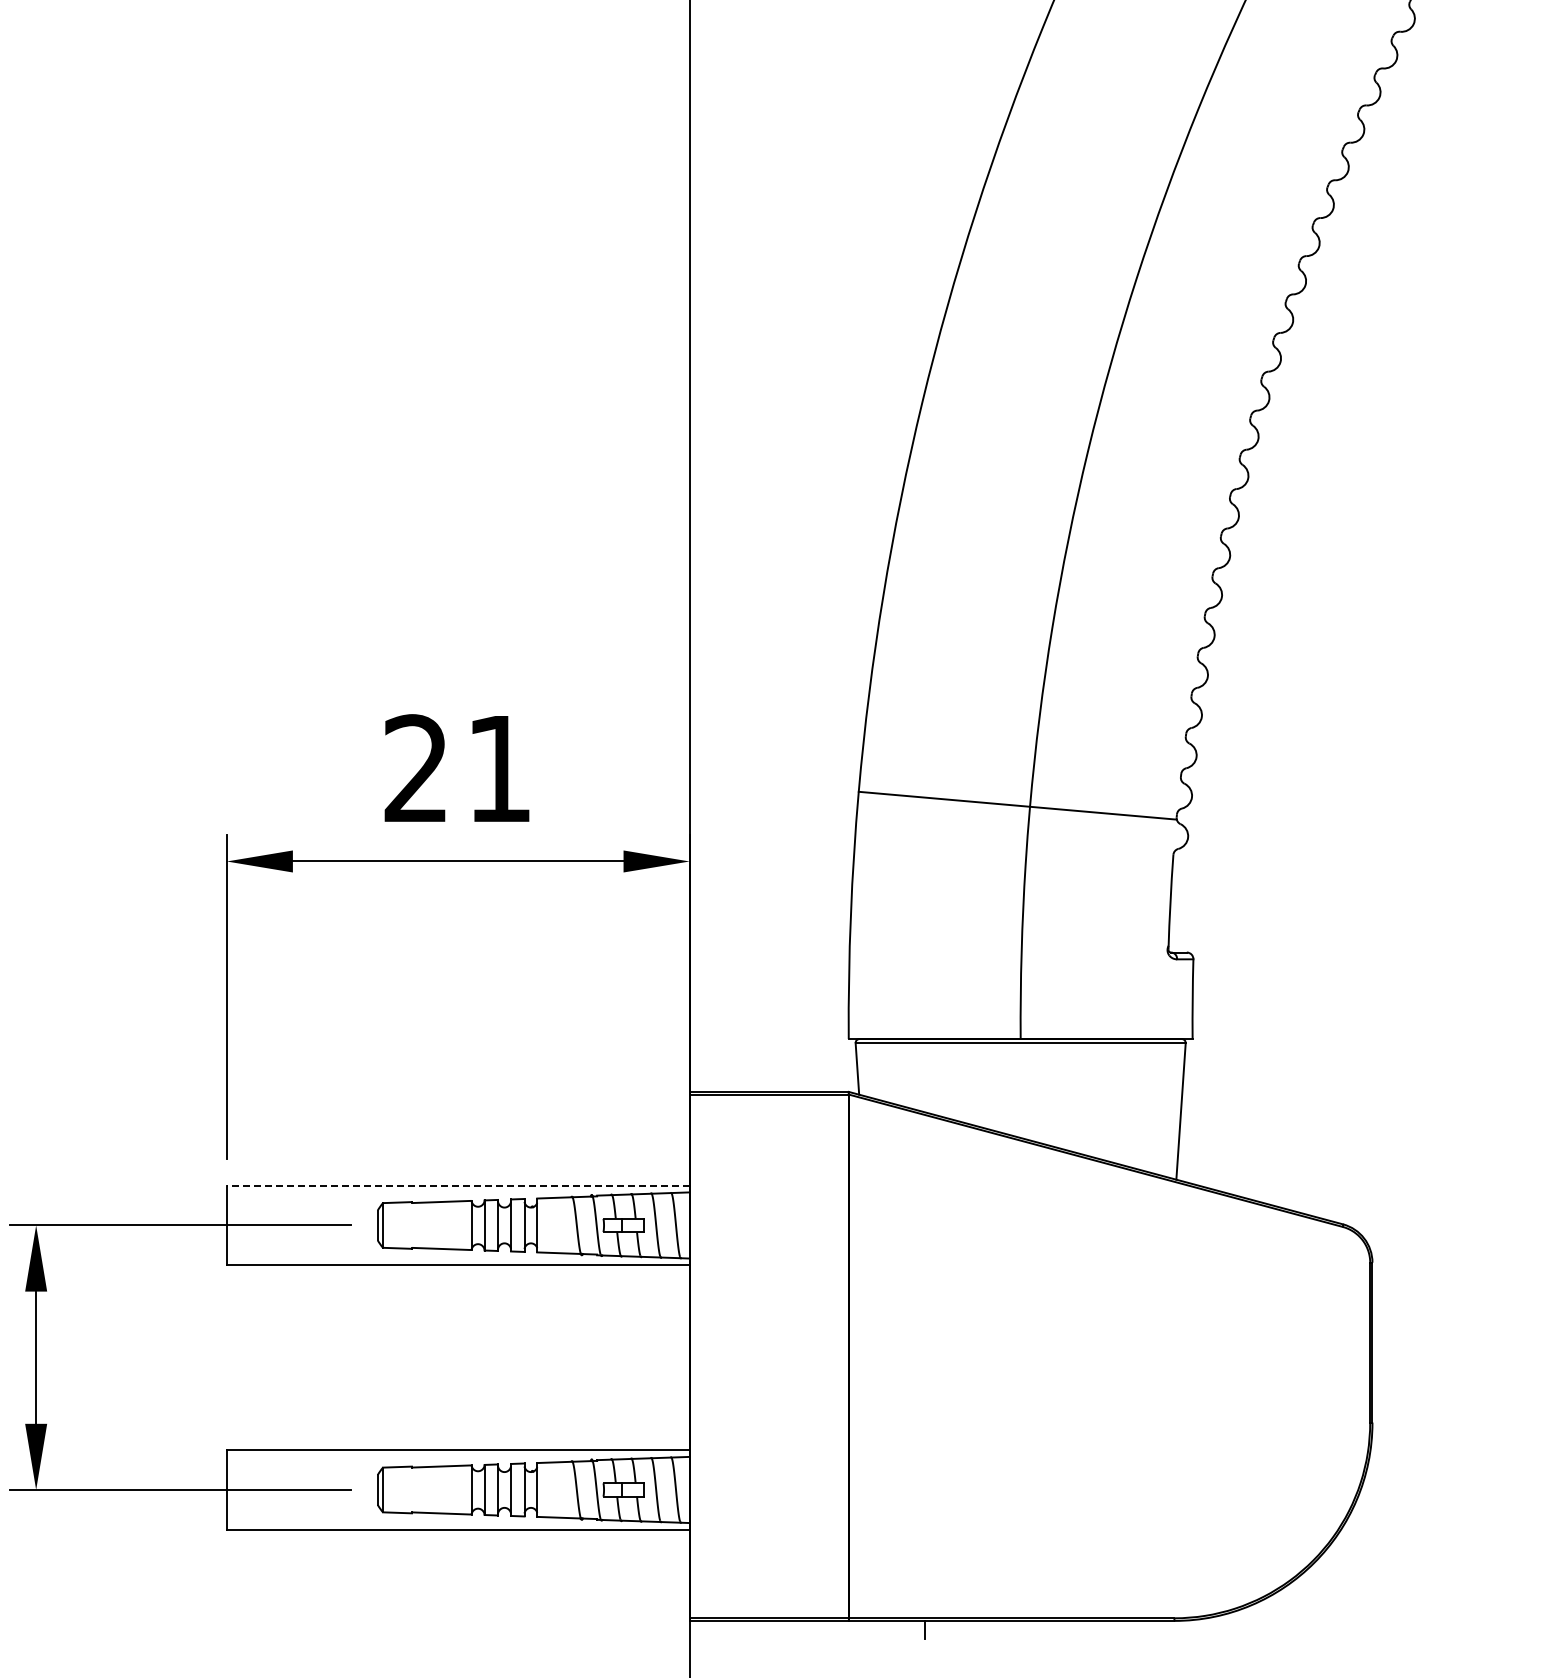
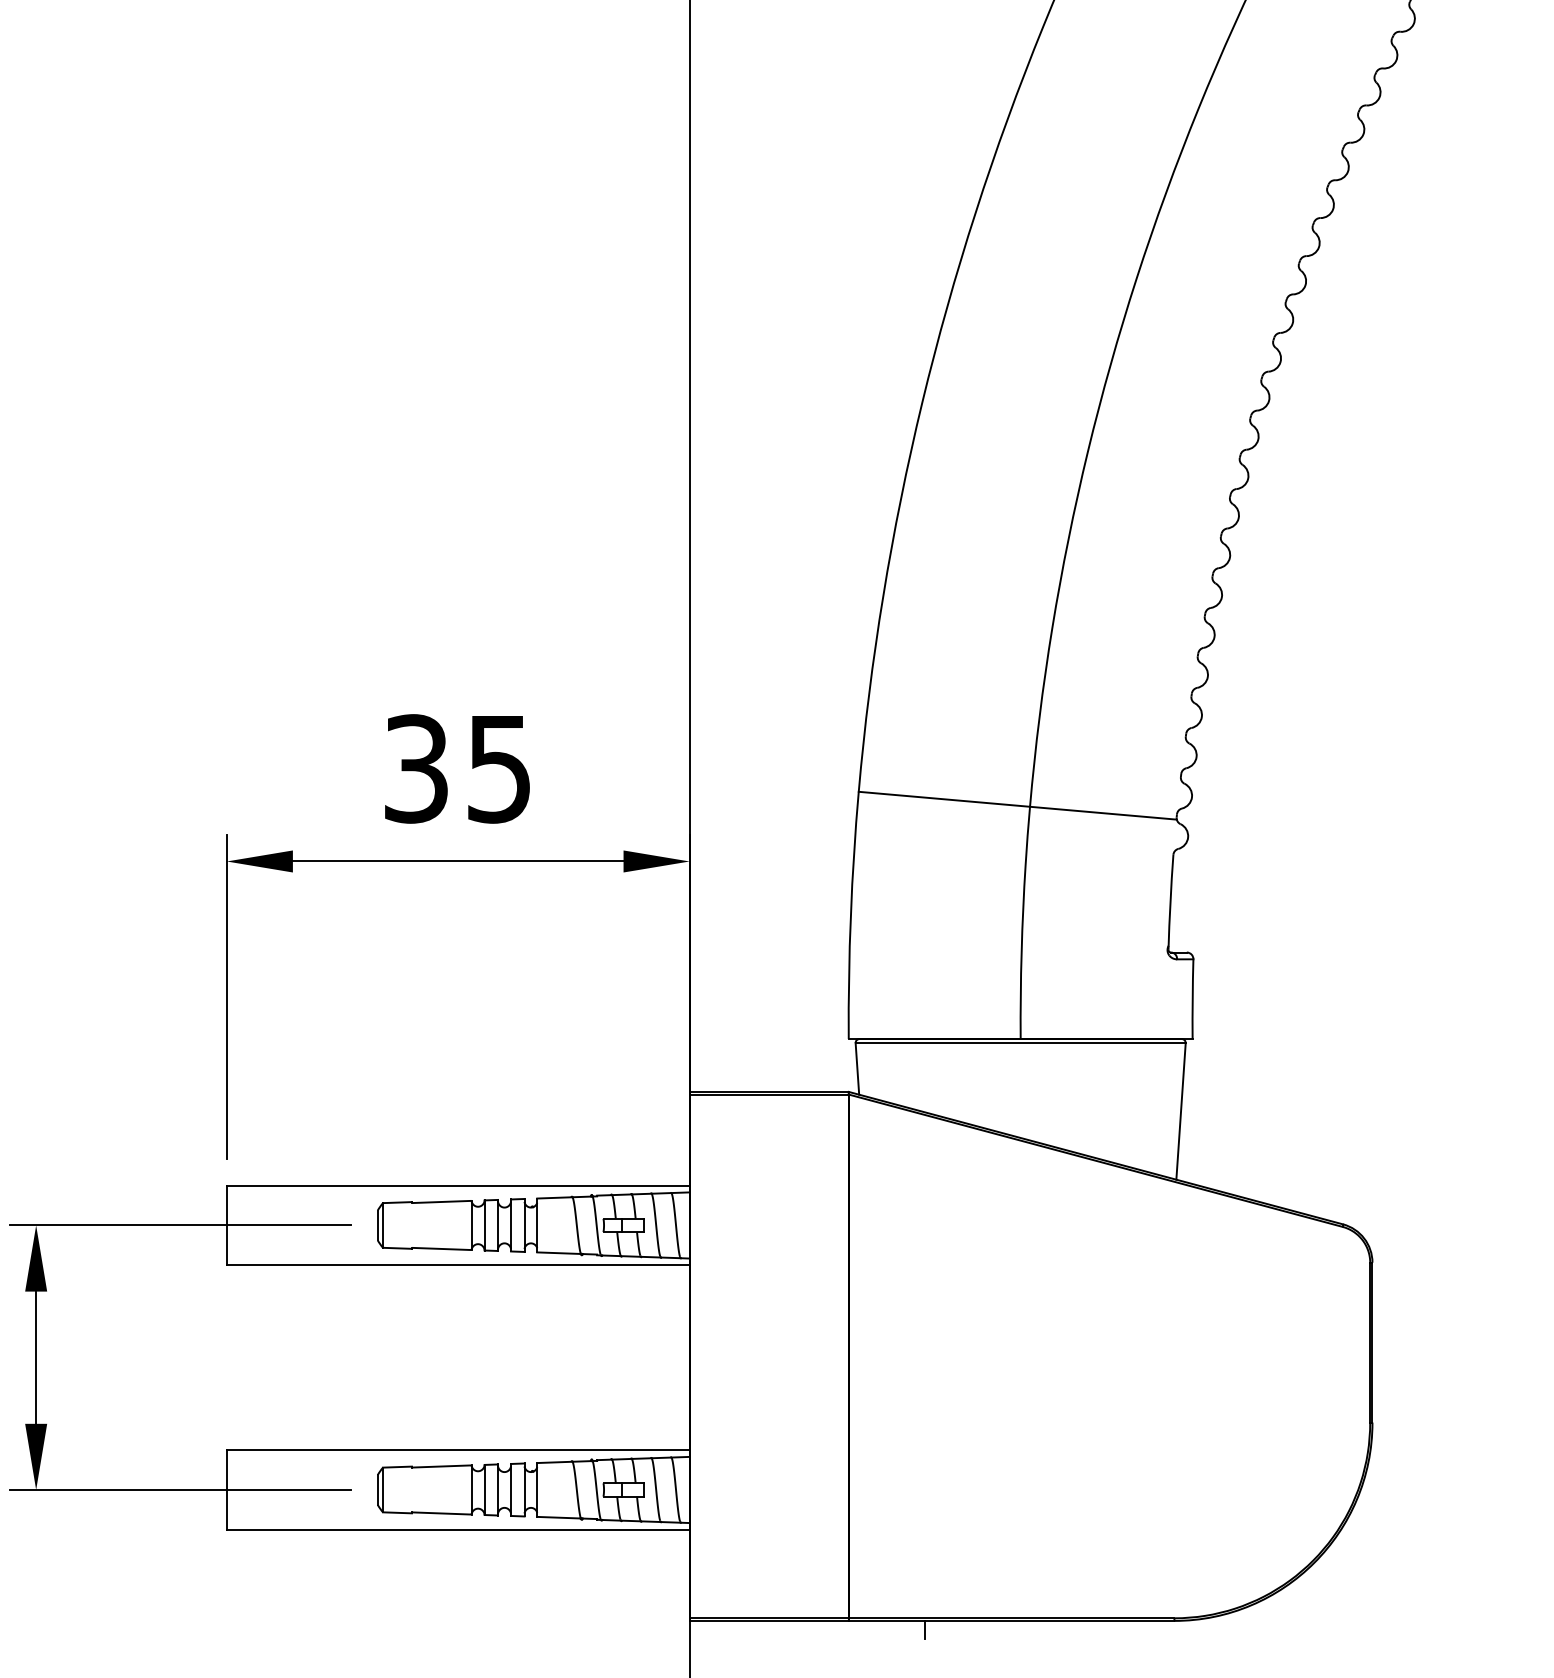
text: 21 -> 35 (456, 768)
line: dashed -> solid (457, 1185)
